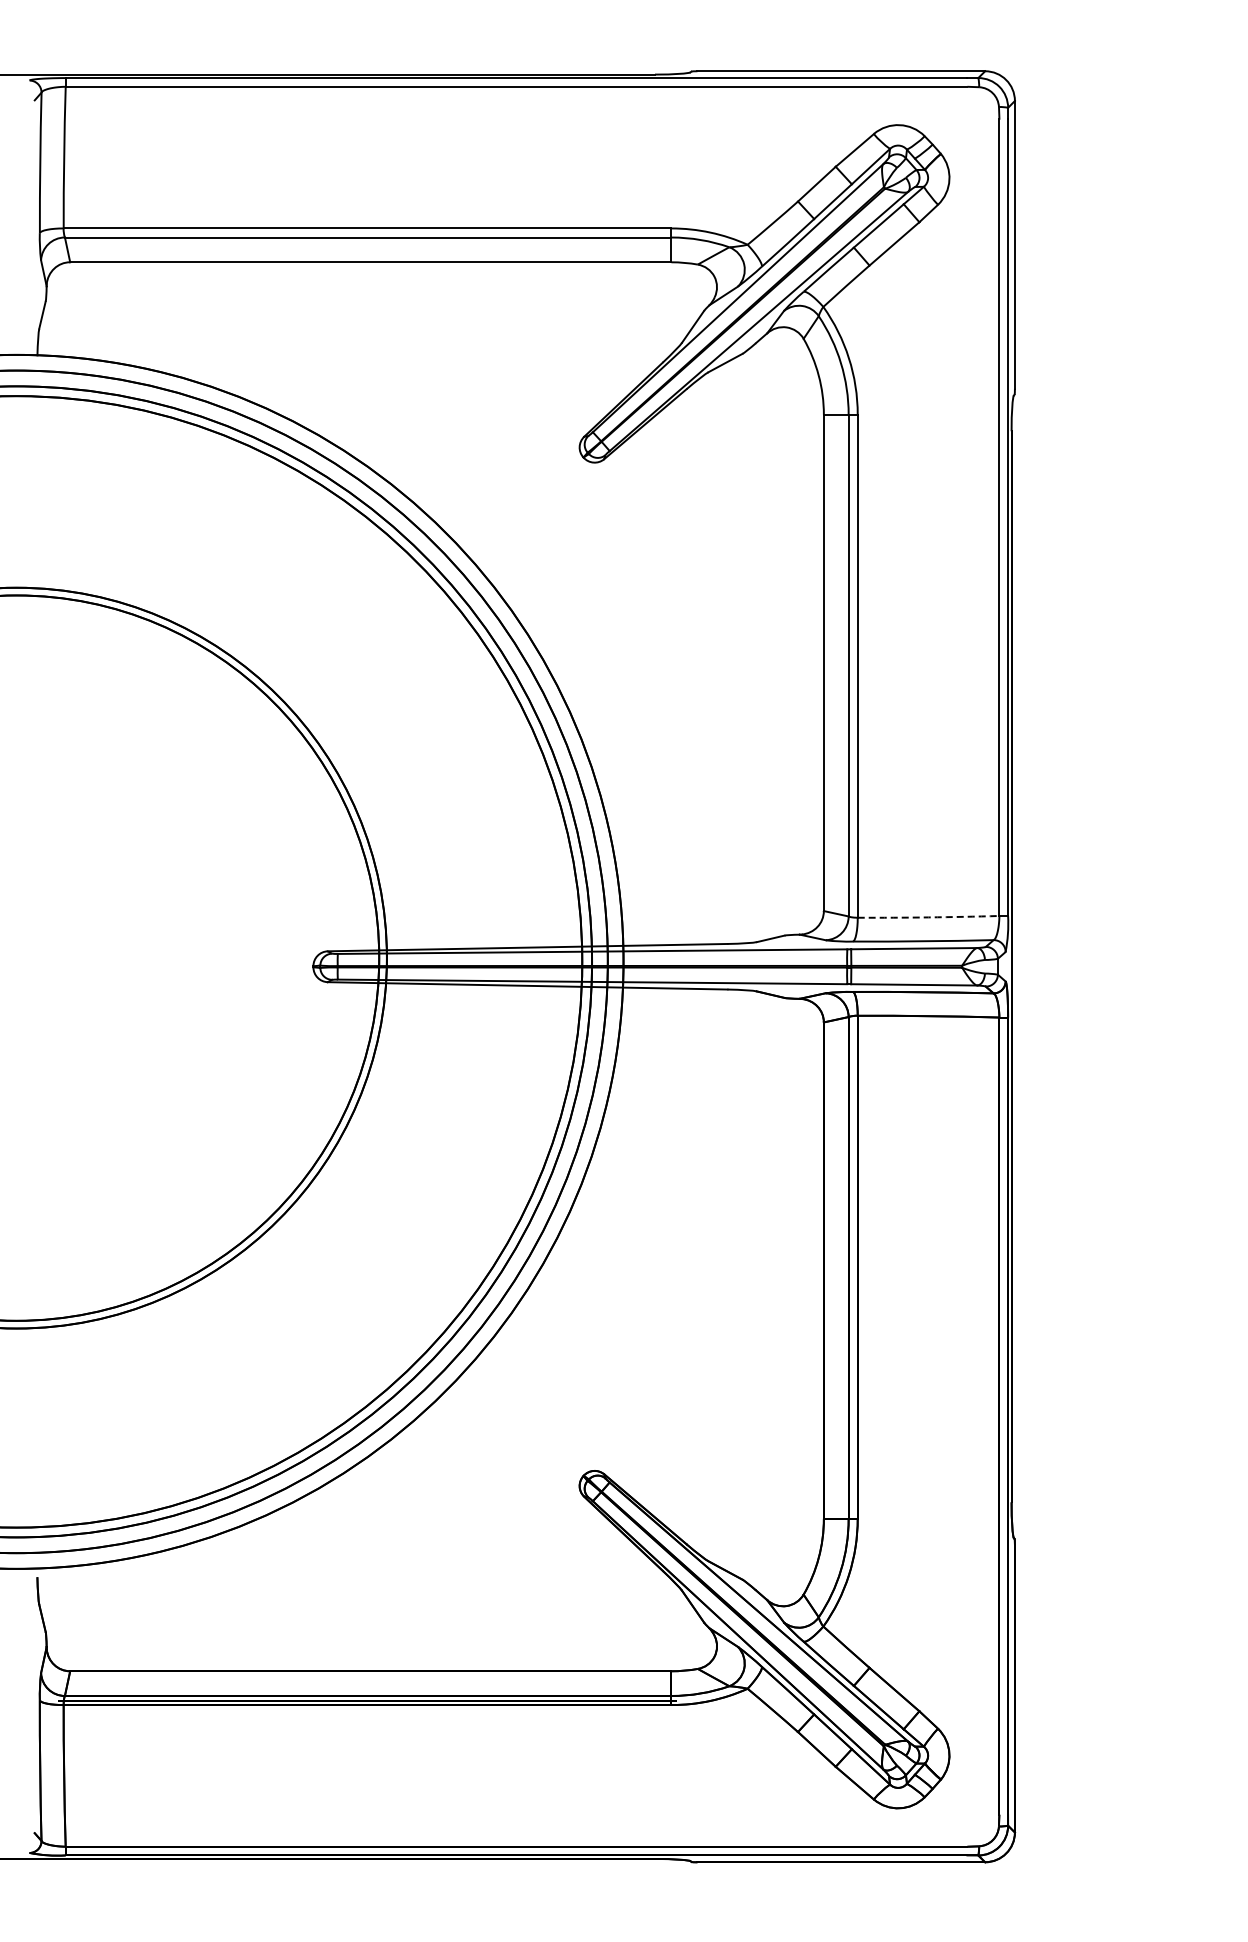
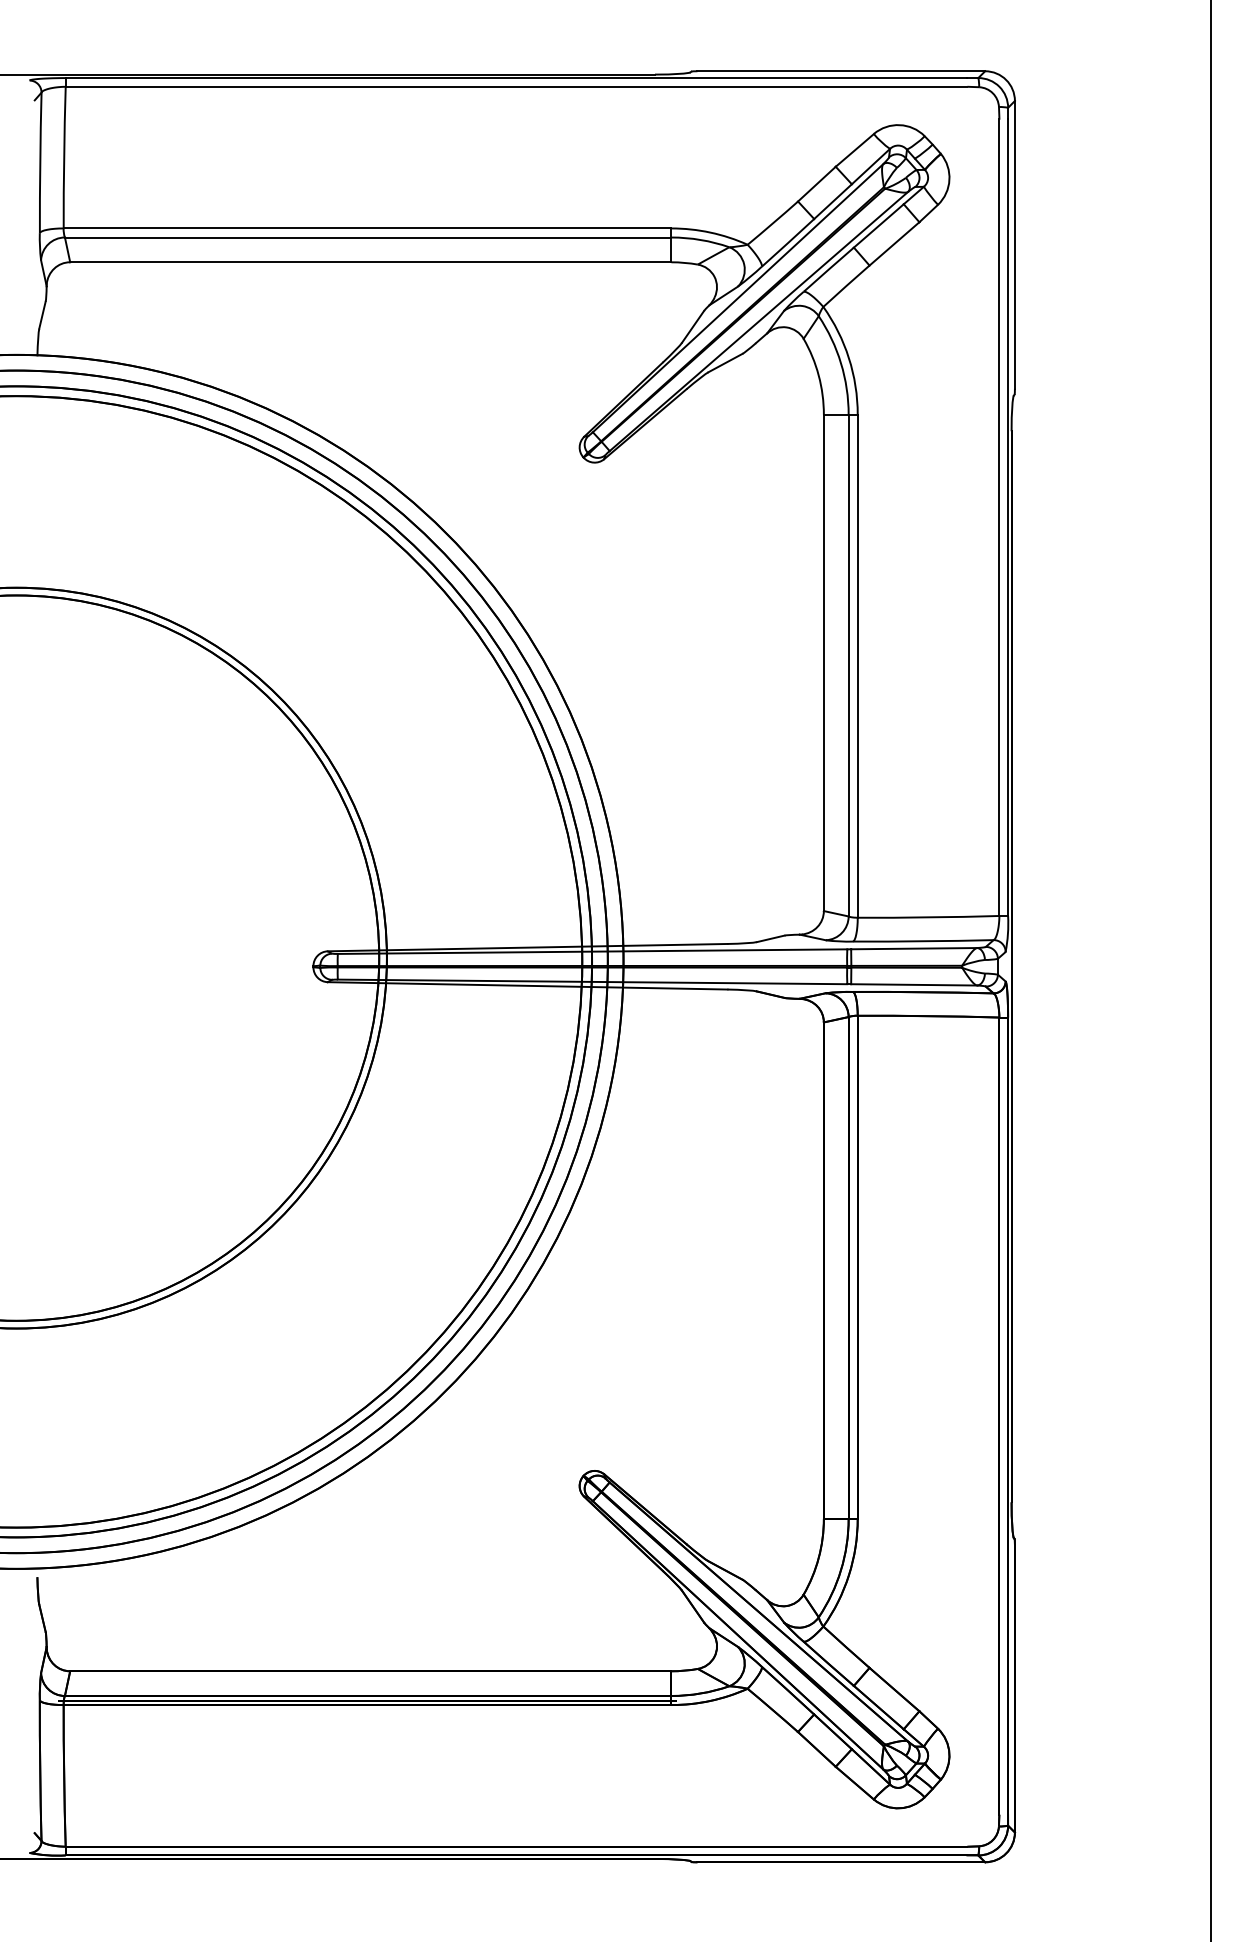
arc: dashed -> solid (928, 917)
line: none -> present (1210, 970)
